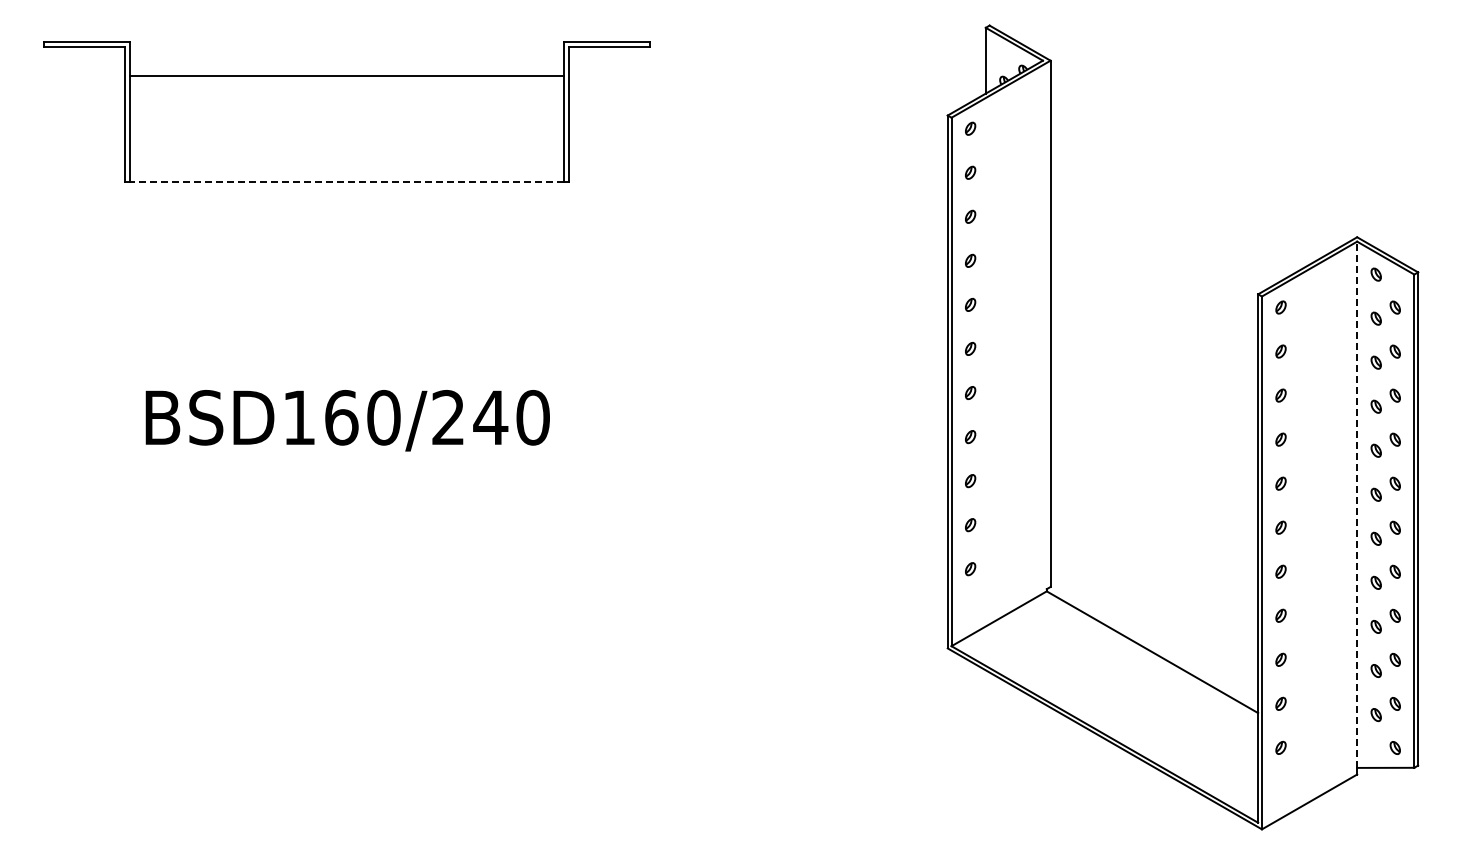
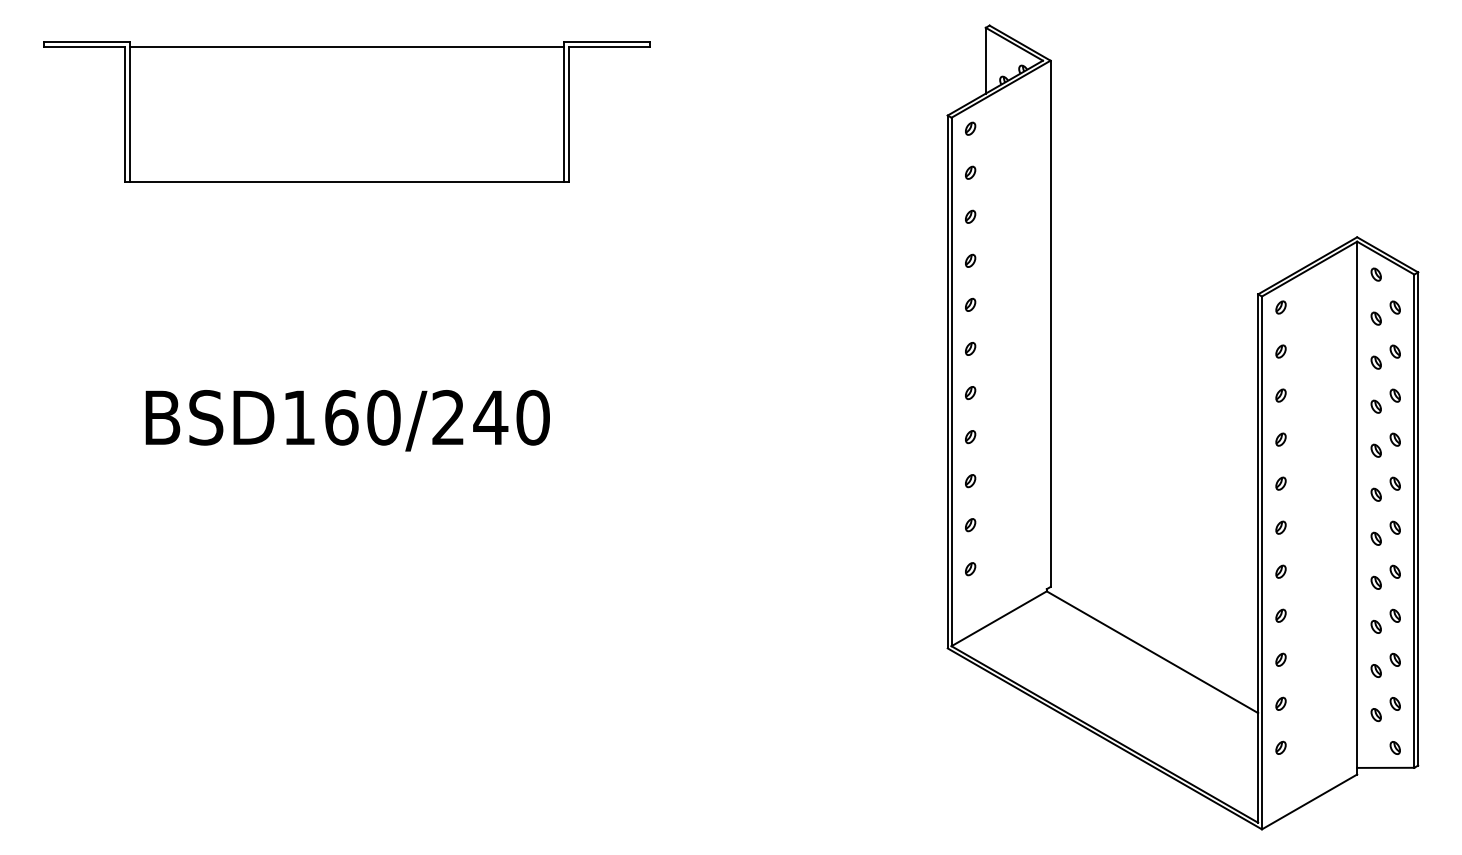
line position: (346, 76) -> (346, 47) (346, 47)
line: dashed -> solid (346, 182)
line: dashed -> solid (1357, 504)
